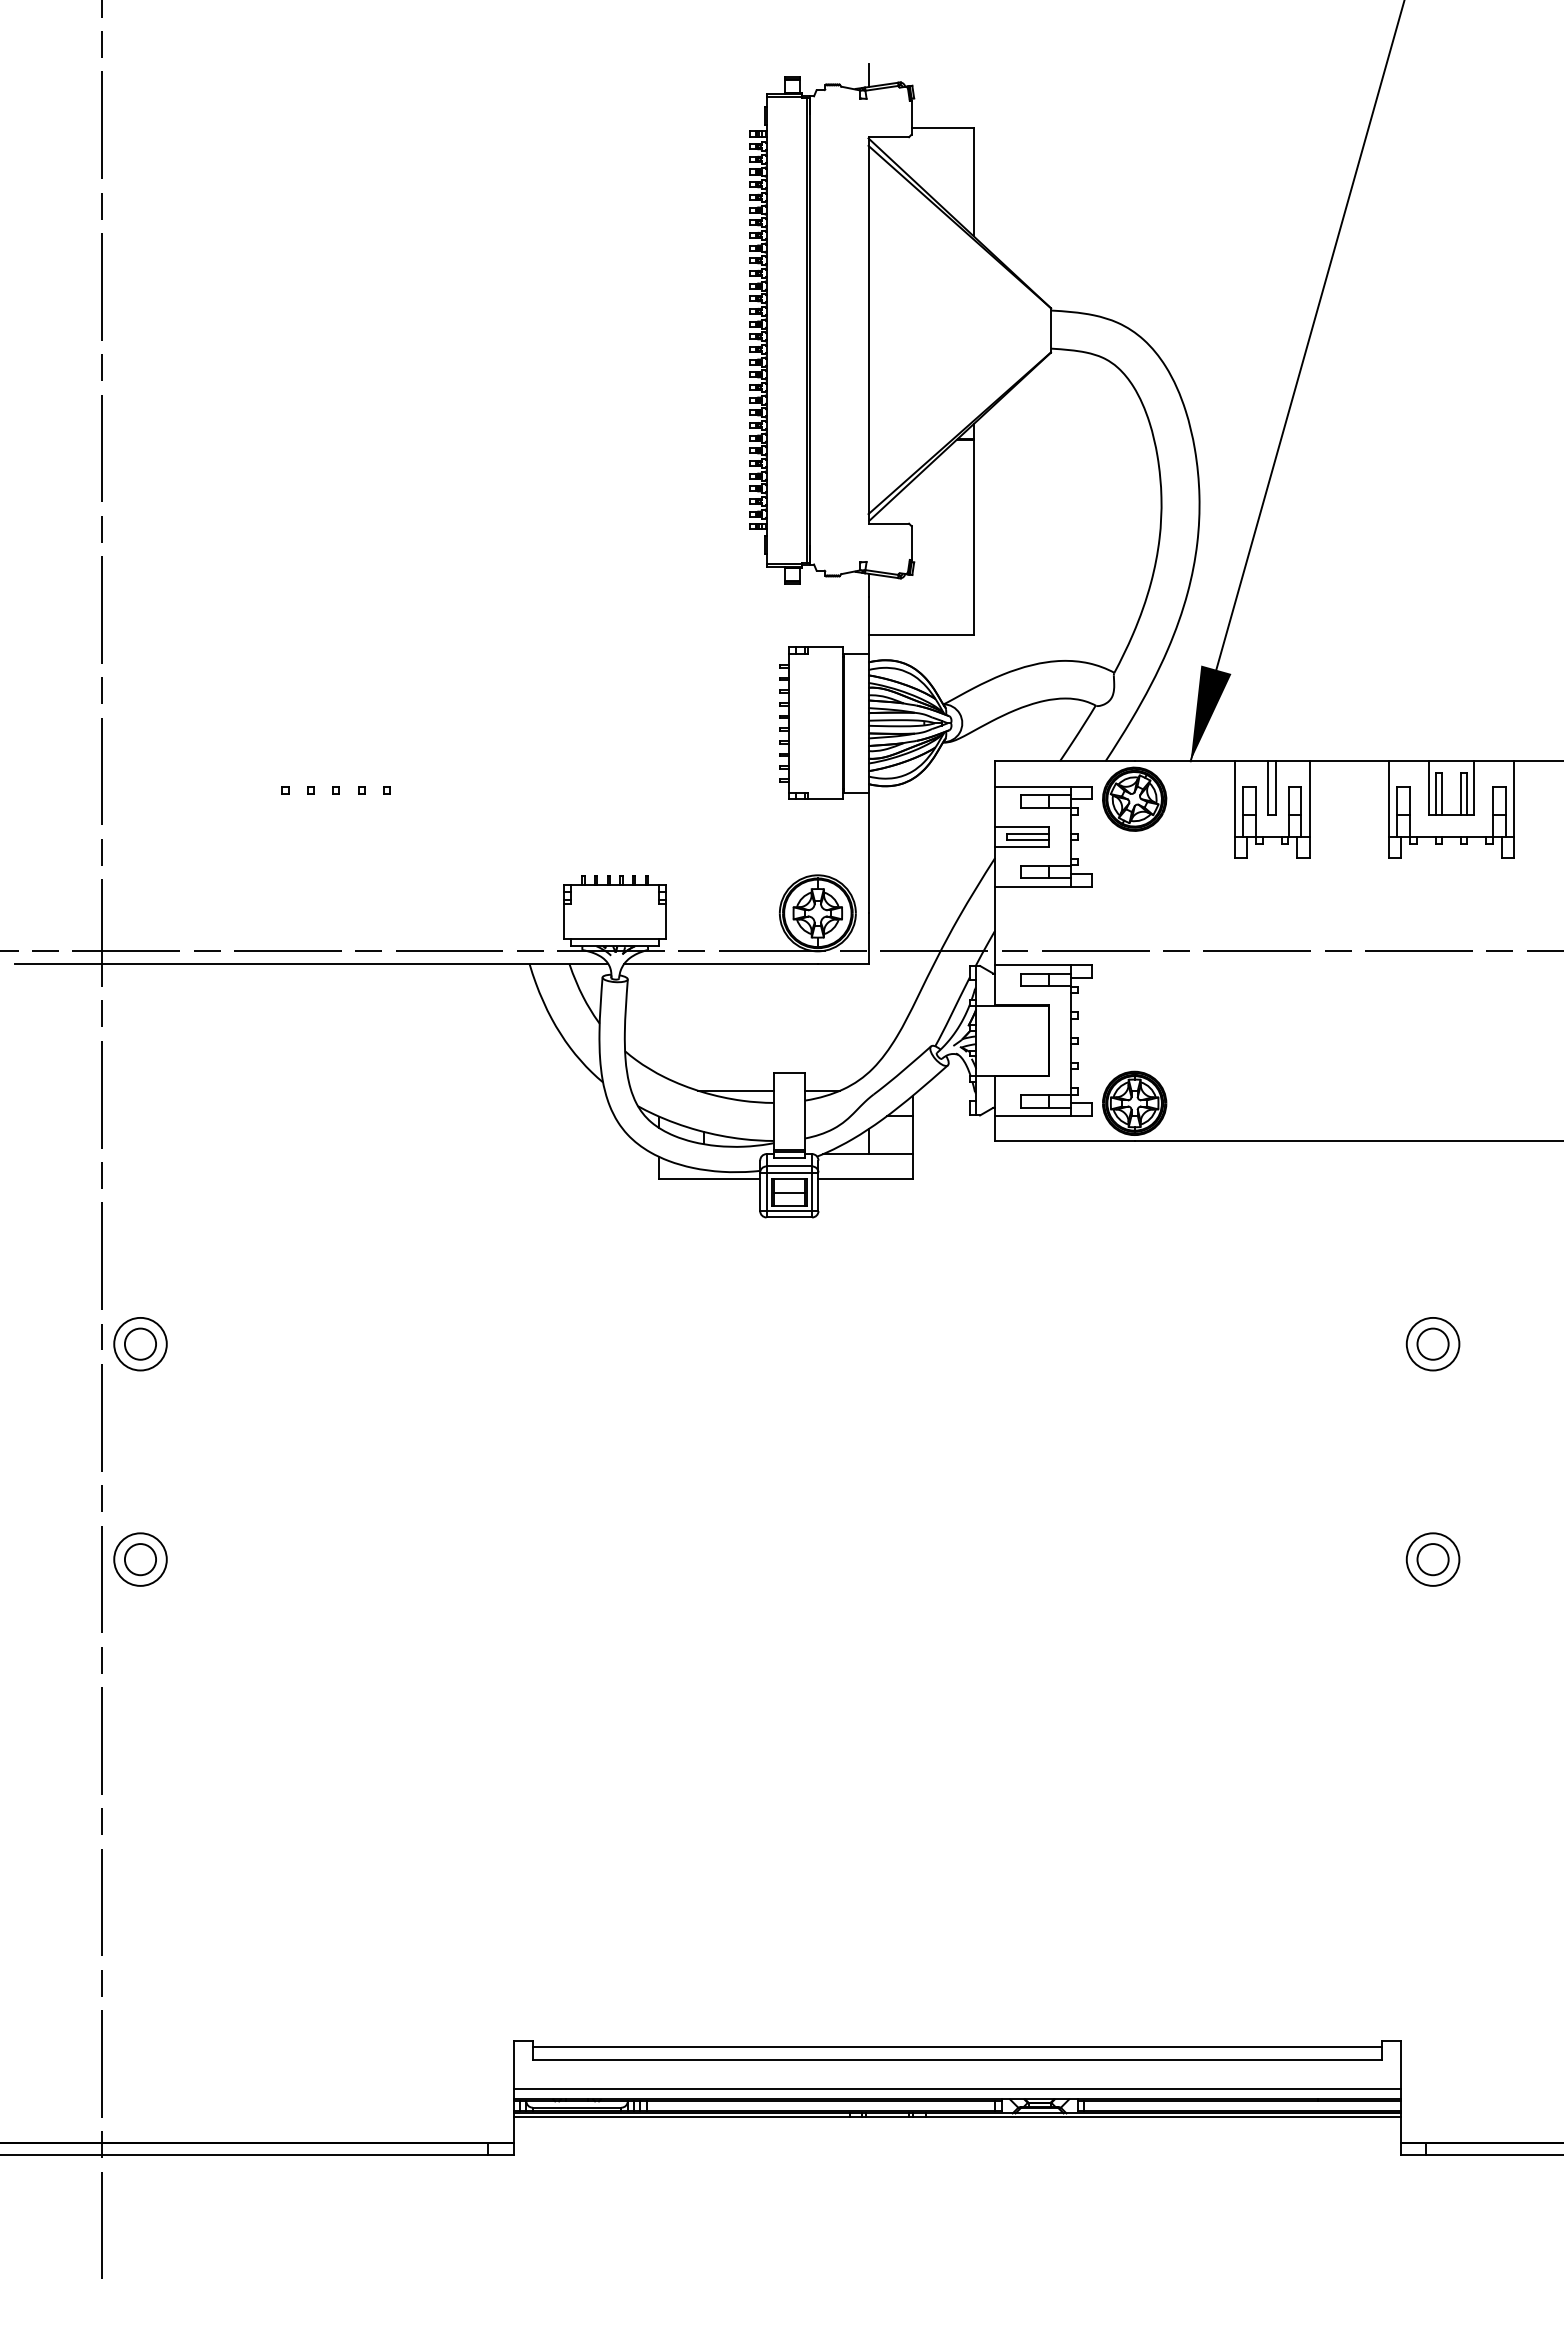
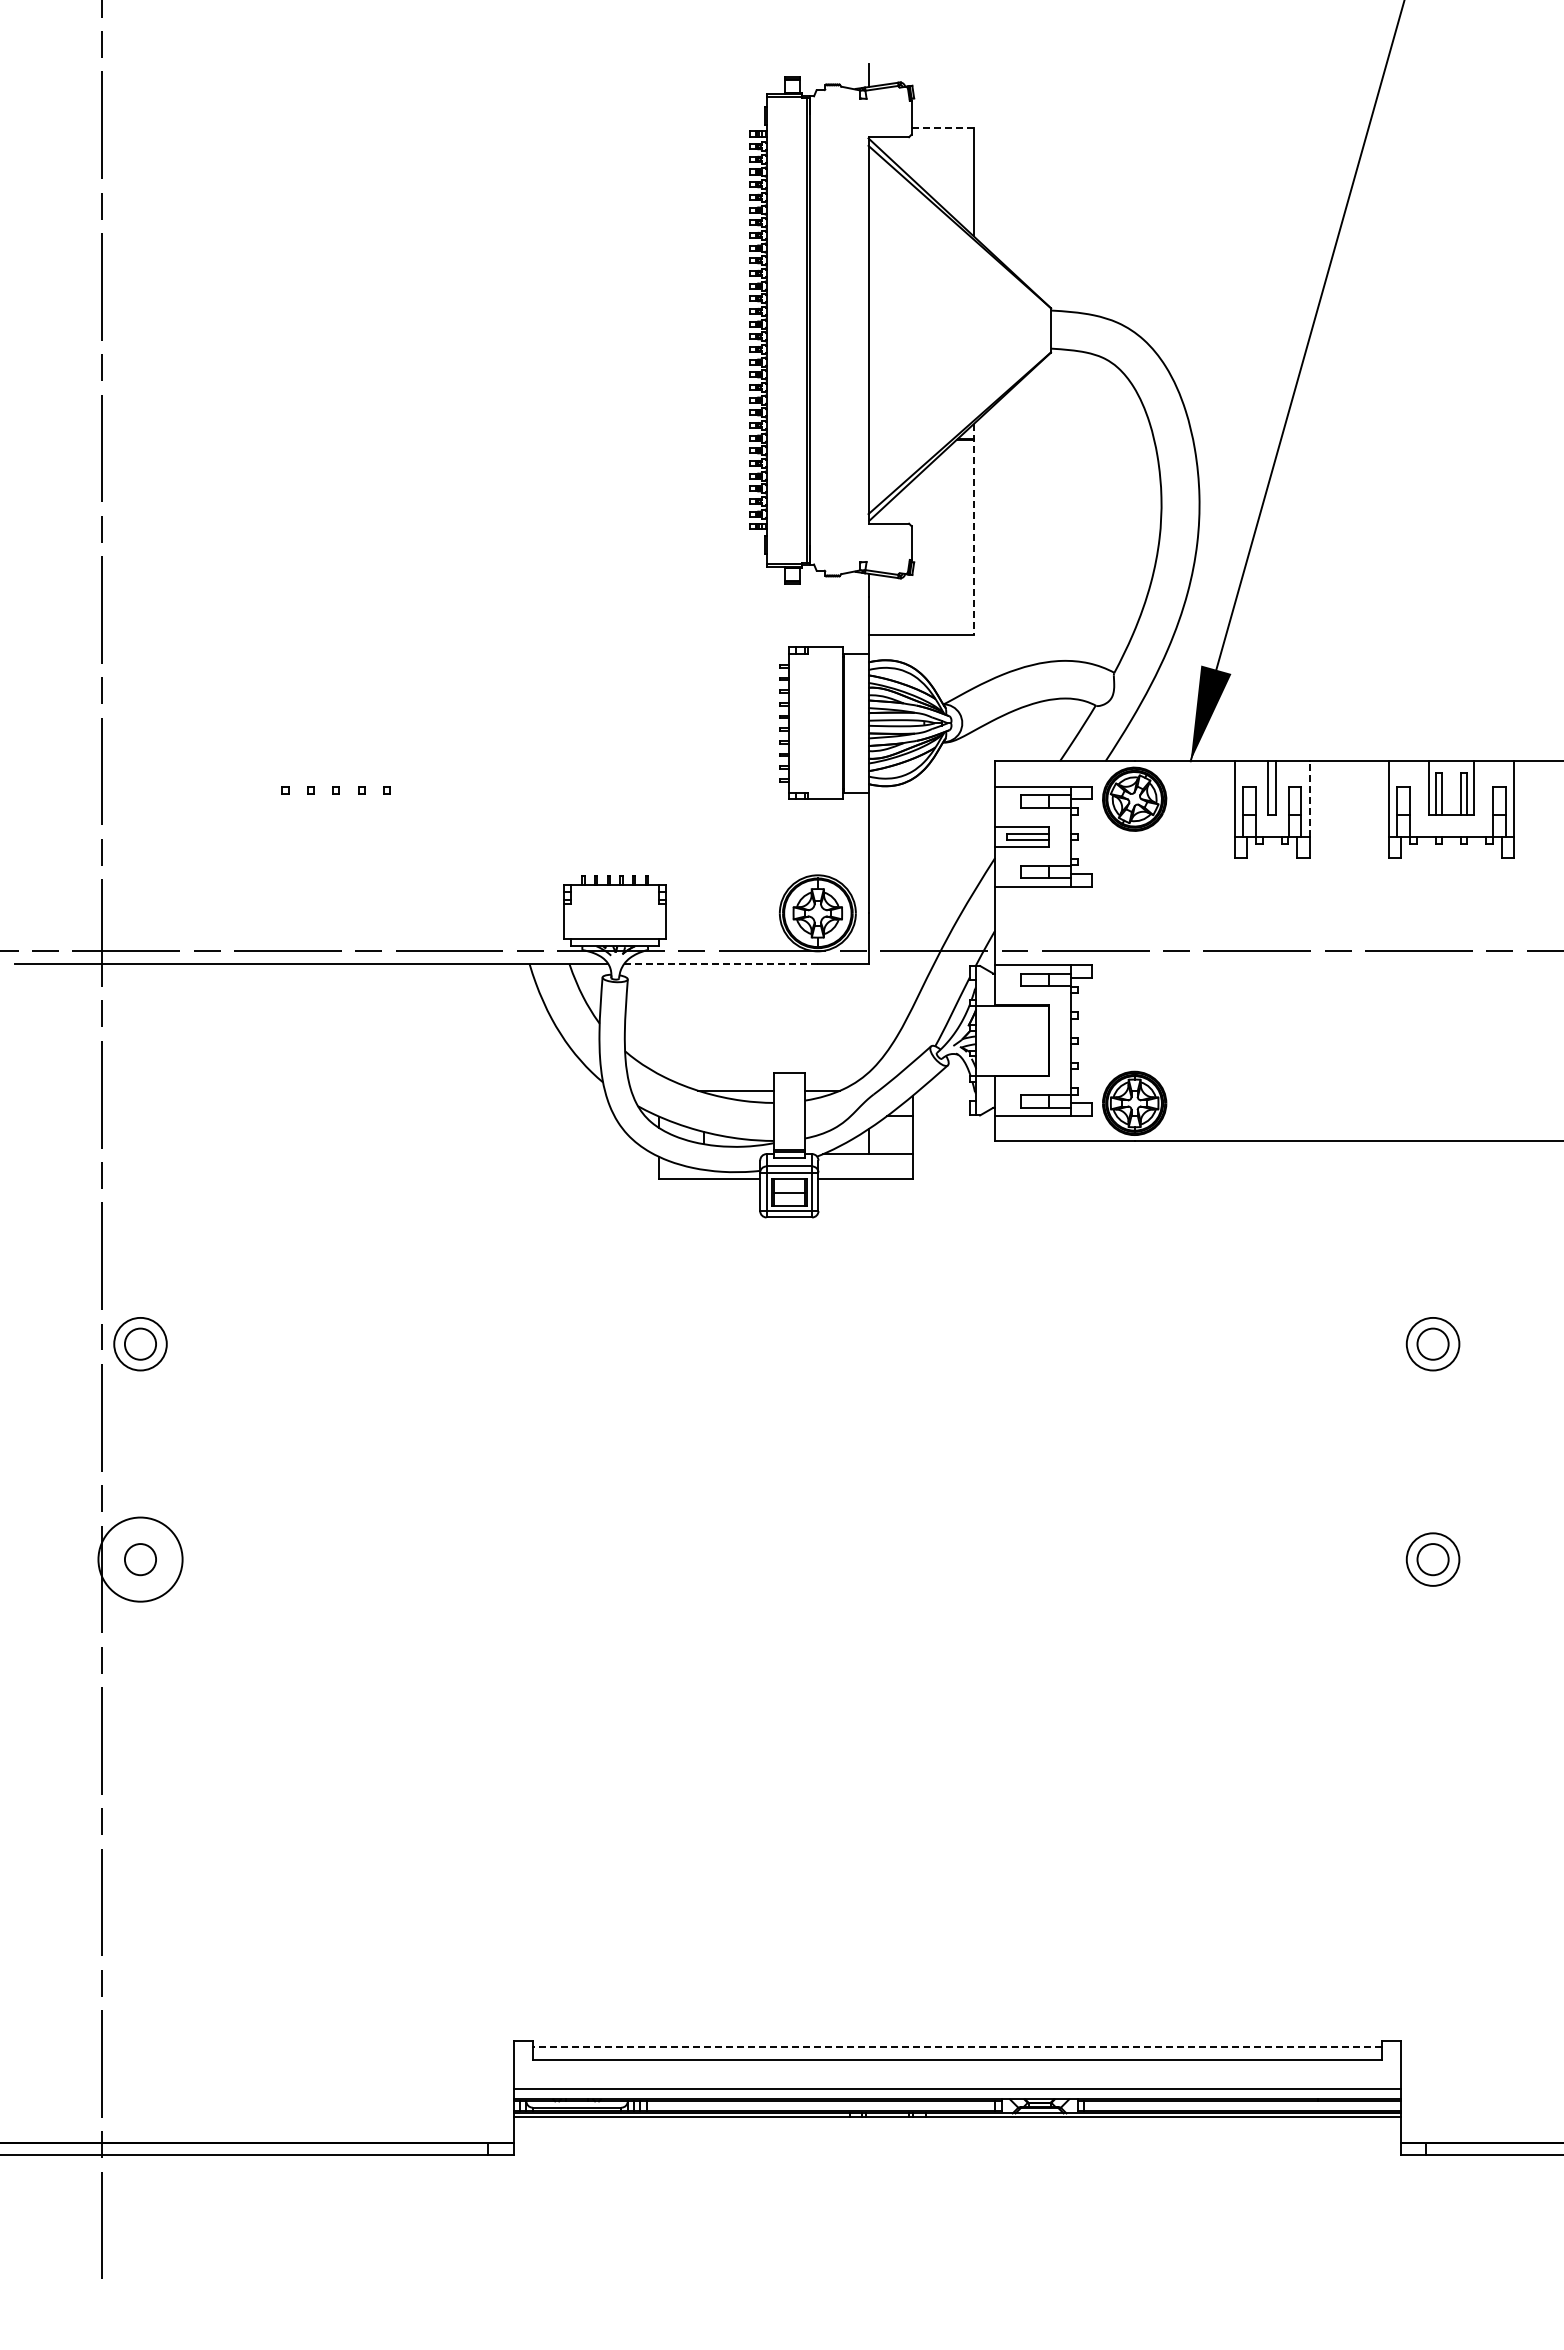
line: solid -> dashed (943, 127)
line: solid -> dashed (973, 529)
line: solid -> dashed (1309, 798)
line: solid -> dashed (721, 964)
circle diameter: 53 px -> 84 px (140, 1559)
line: solid -> dashed (957, 2047)
